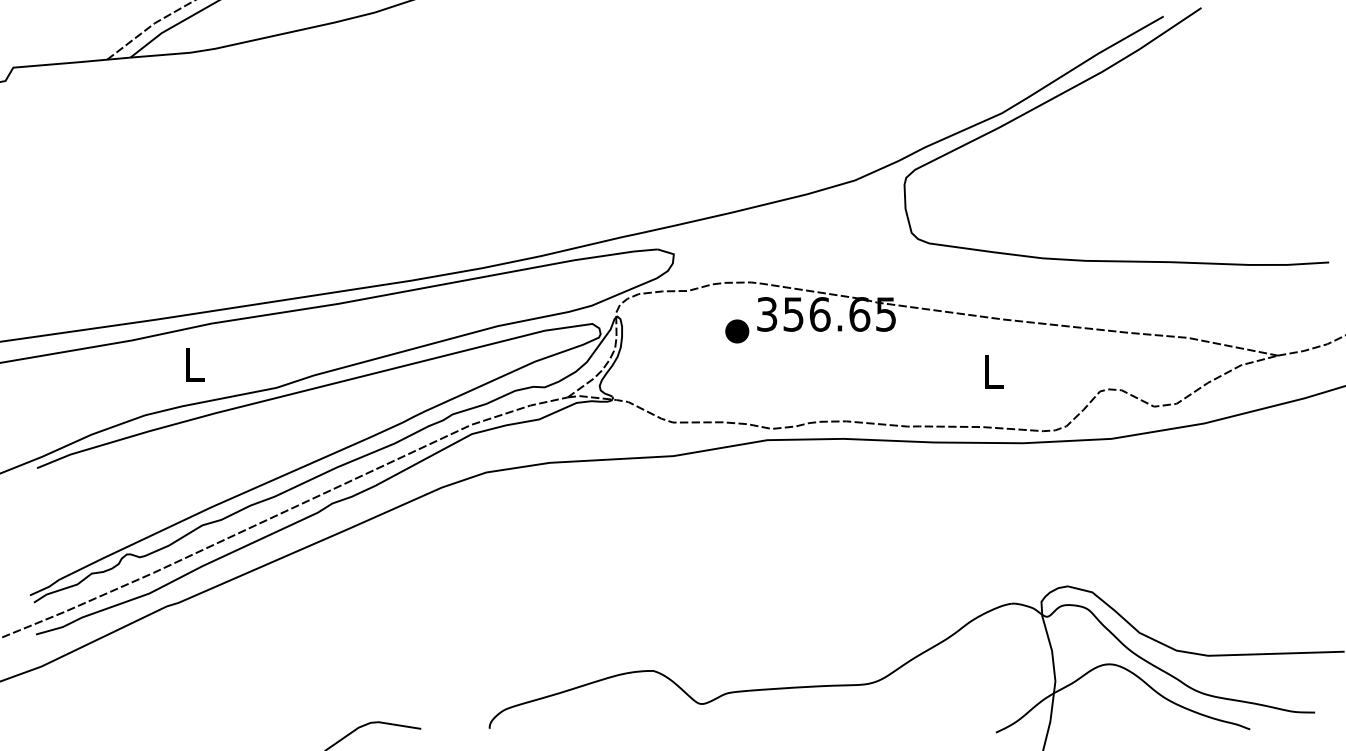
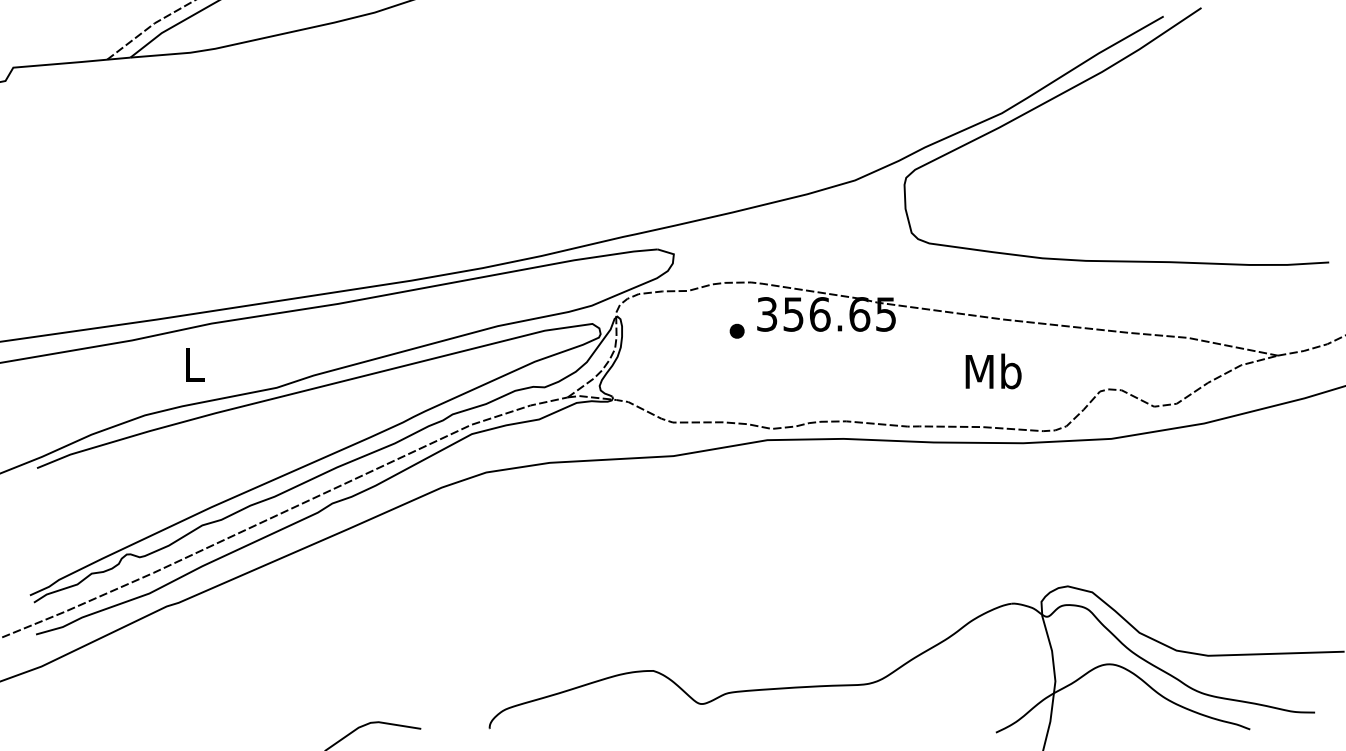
part size: 25x25 px -> 16x16 px (736, 330)
text: L -> Mb (993, 371)
